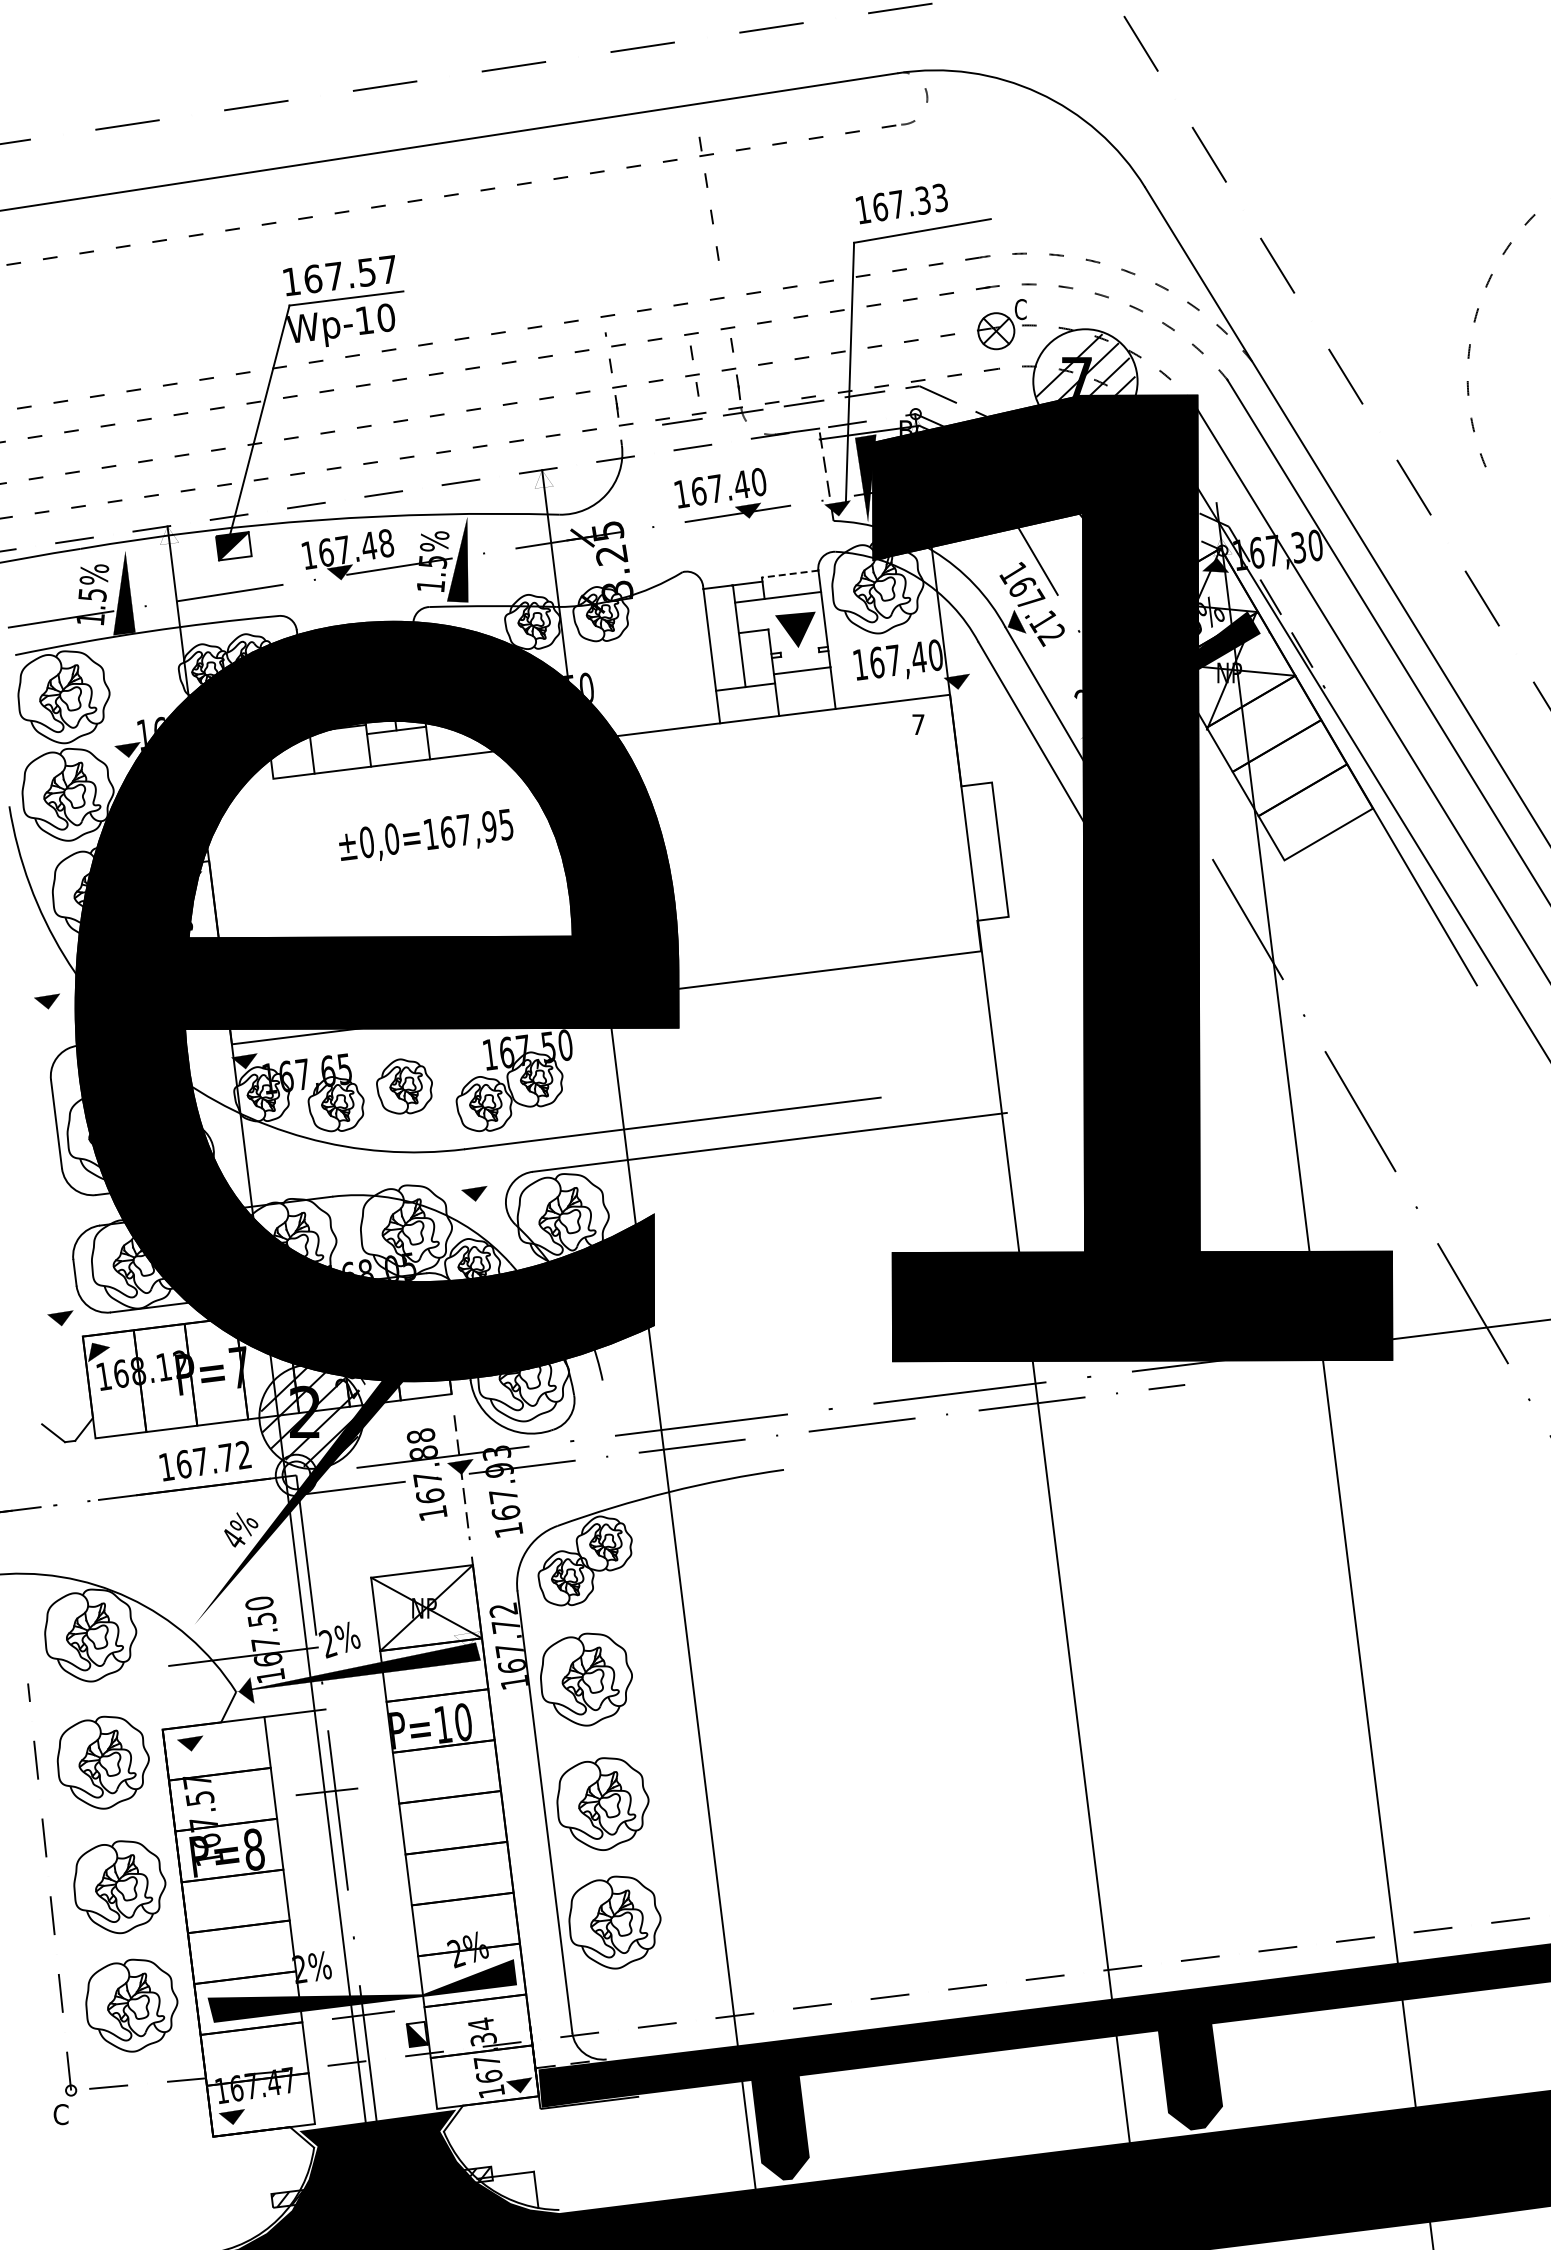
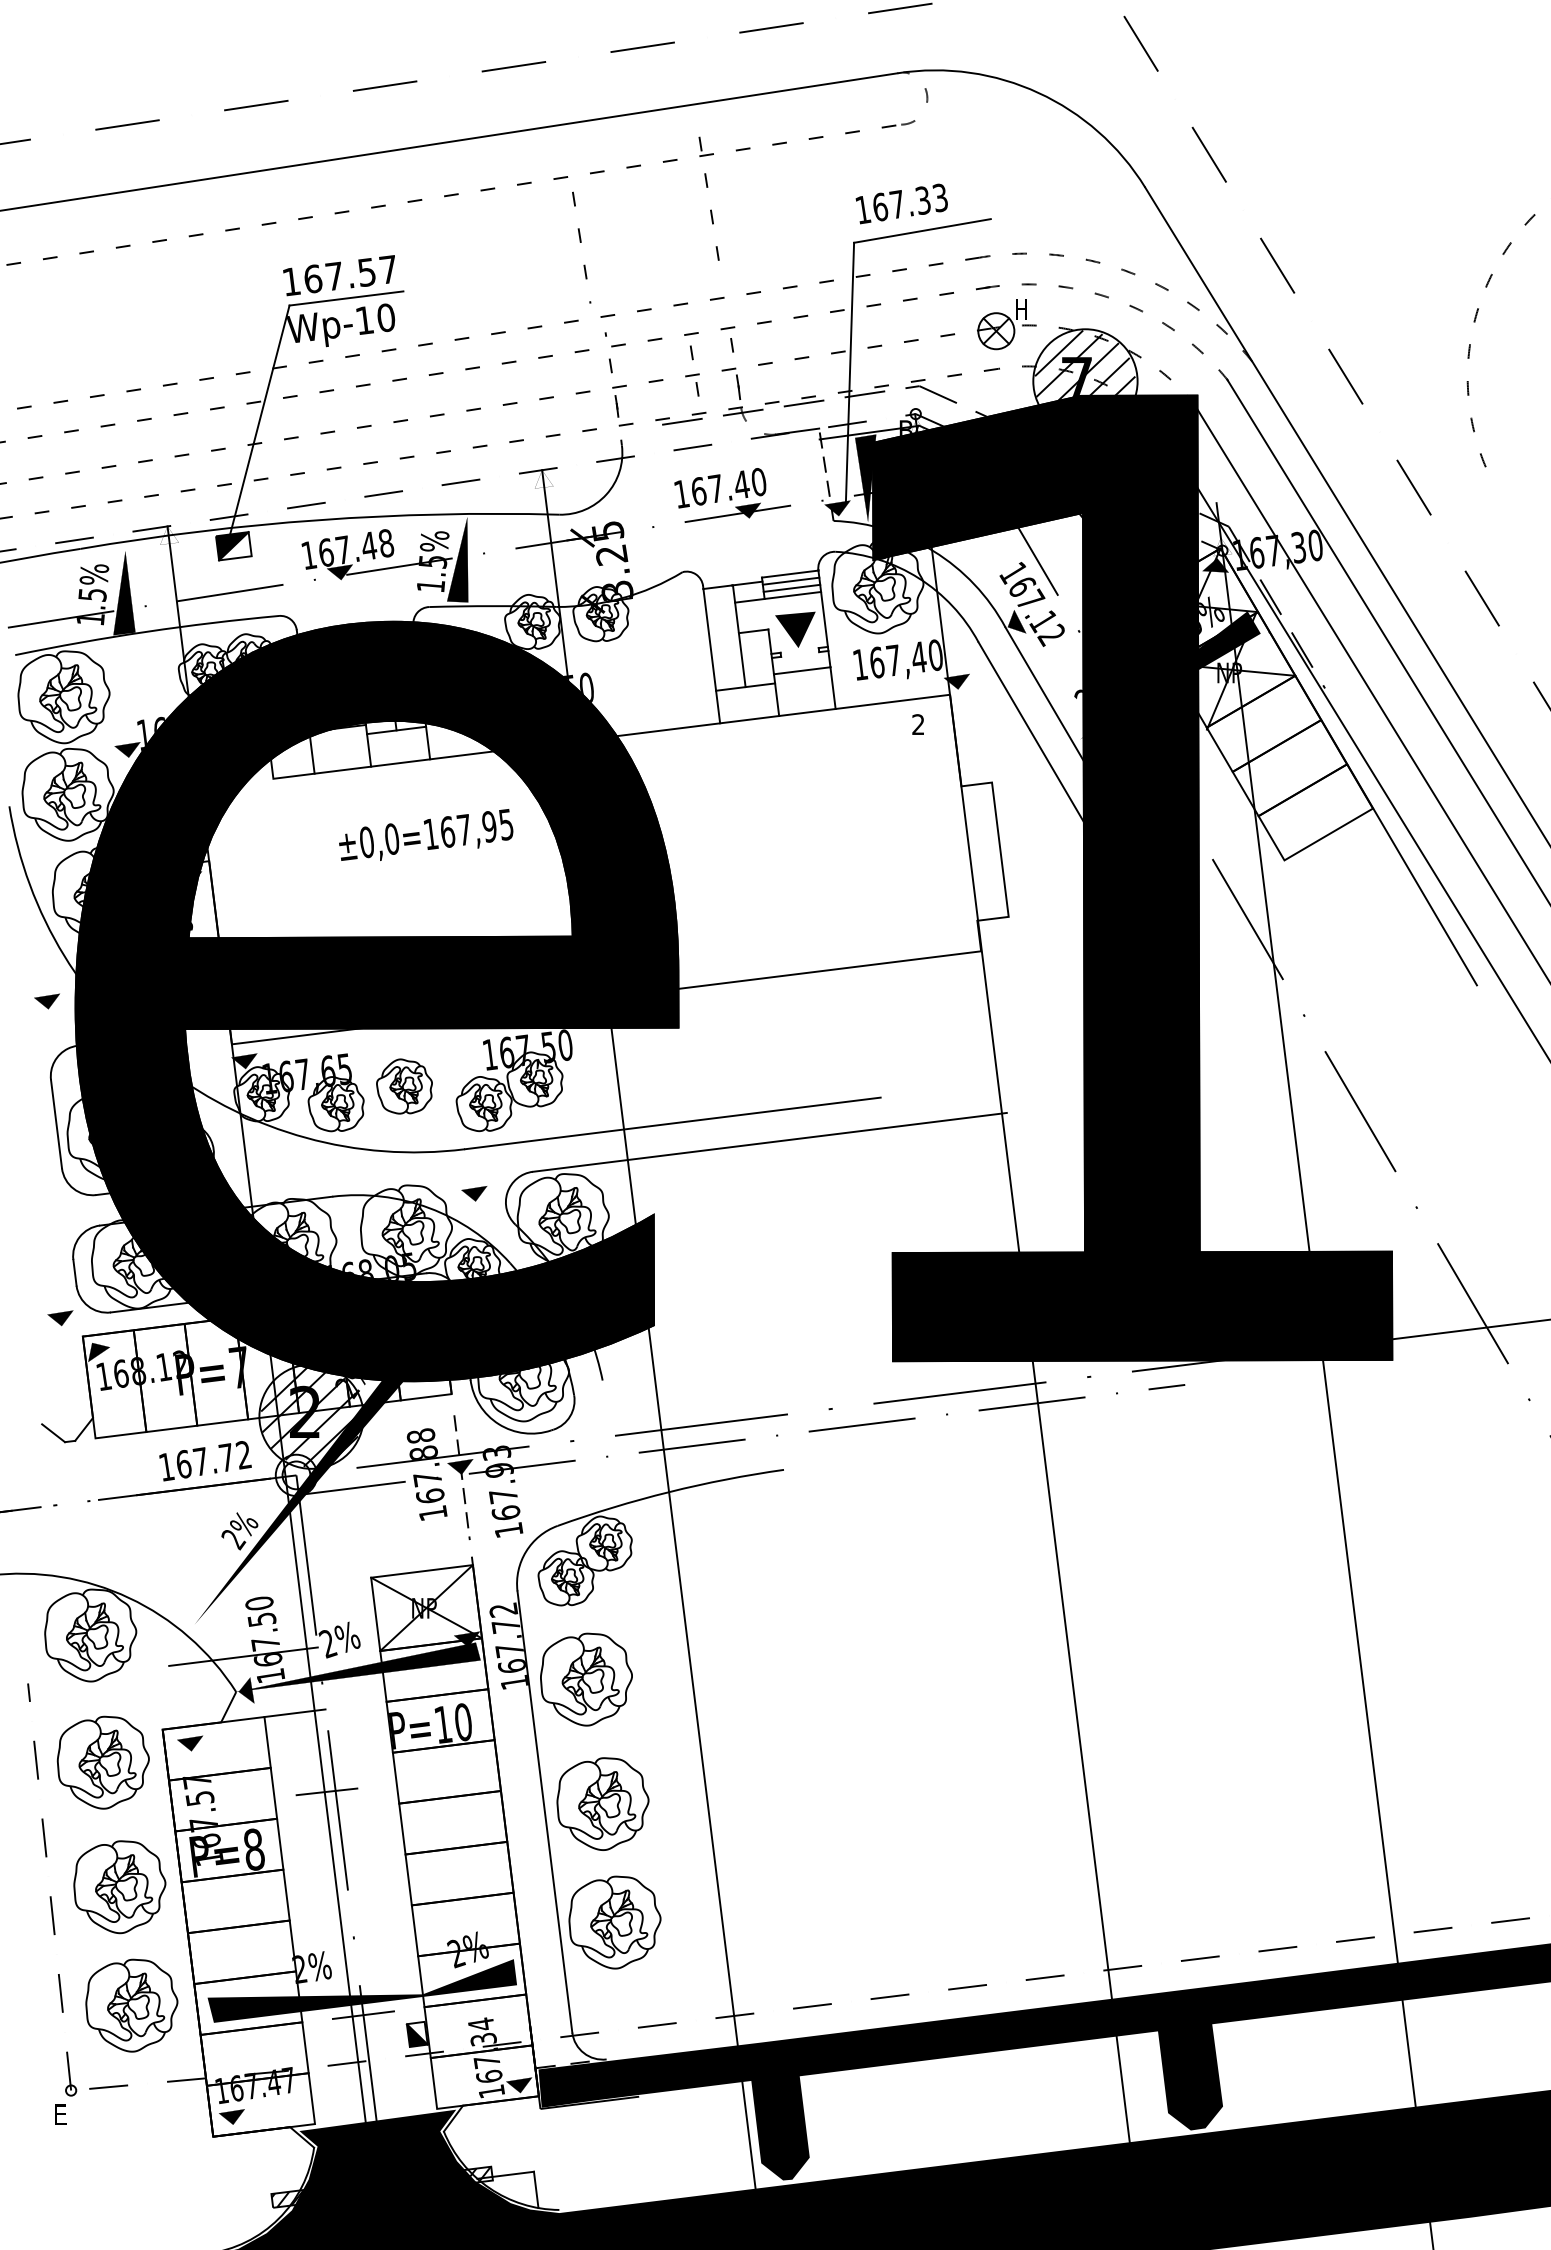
line: none -> present (581, 242)
text: C -> H (1020, 309)
line: none -> present (1058, 353)
line: dashed -> solid (789, 574)
line: none -> present (790, 580)
line: none -> present (791, 587)
text: 7 -> 2 (918, 724)
text: 4% -> 2% (233, 1539)
fill: none -> present (467, 1639)
text: C -> E (60, 2114)
